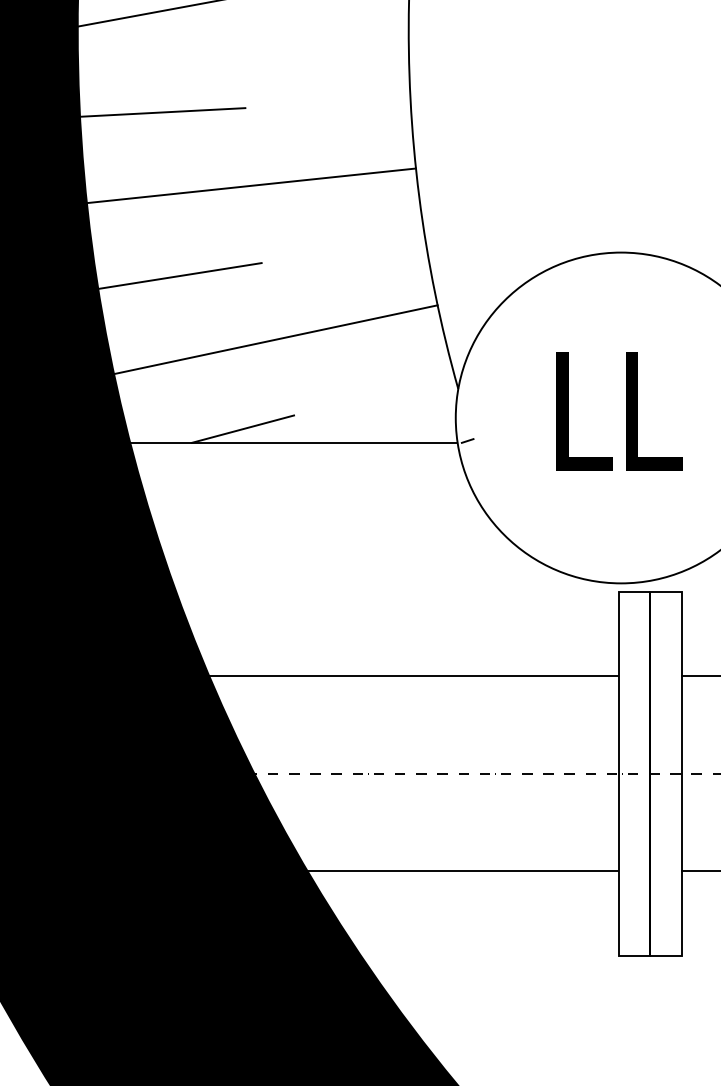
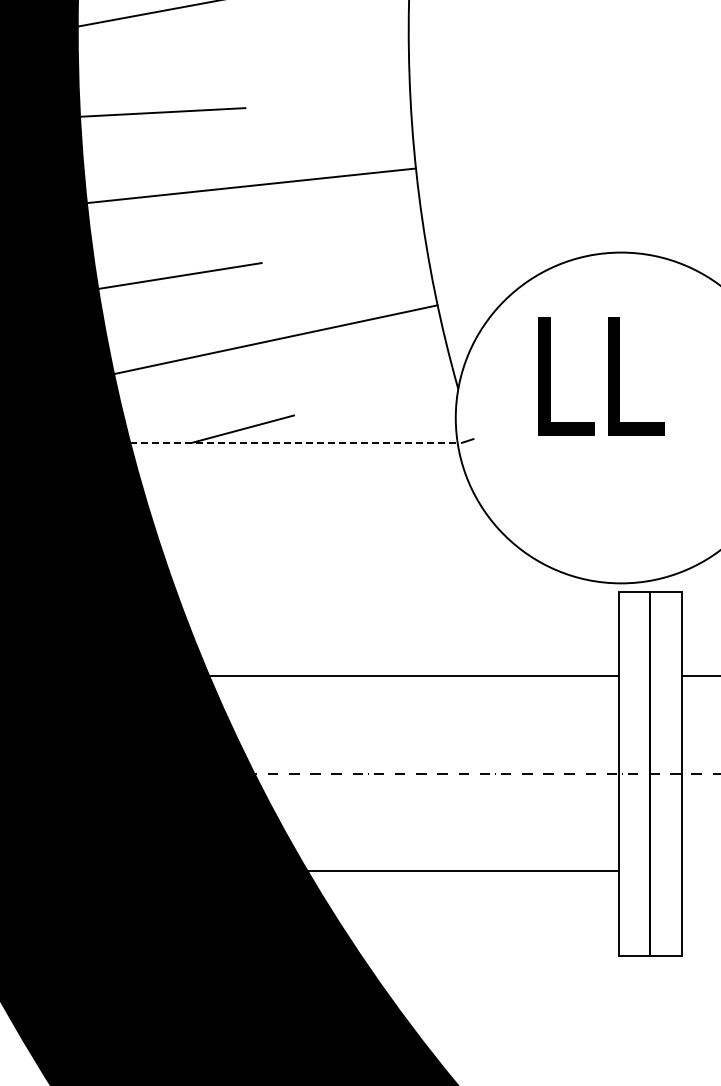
text position: (619, 411) -> (601, 376) (601, 376)
line: solid -> dashed (293, 442)
line: present -> none (699, 871)
